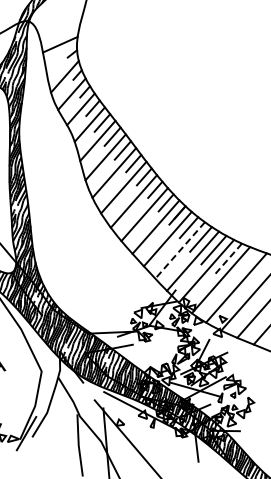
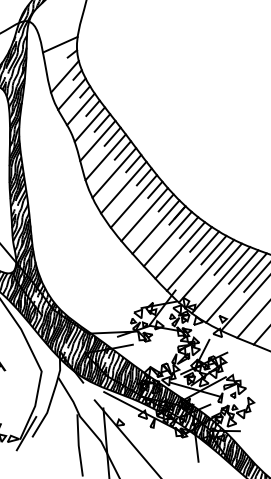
line: dashed -> solid (180, 250)
line: dashed -> solid (228, 259)
line: none -> present (243, 266)
line: none -> present (255, 278)
